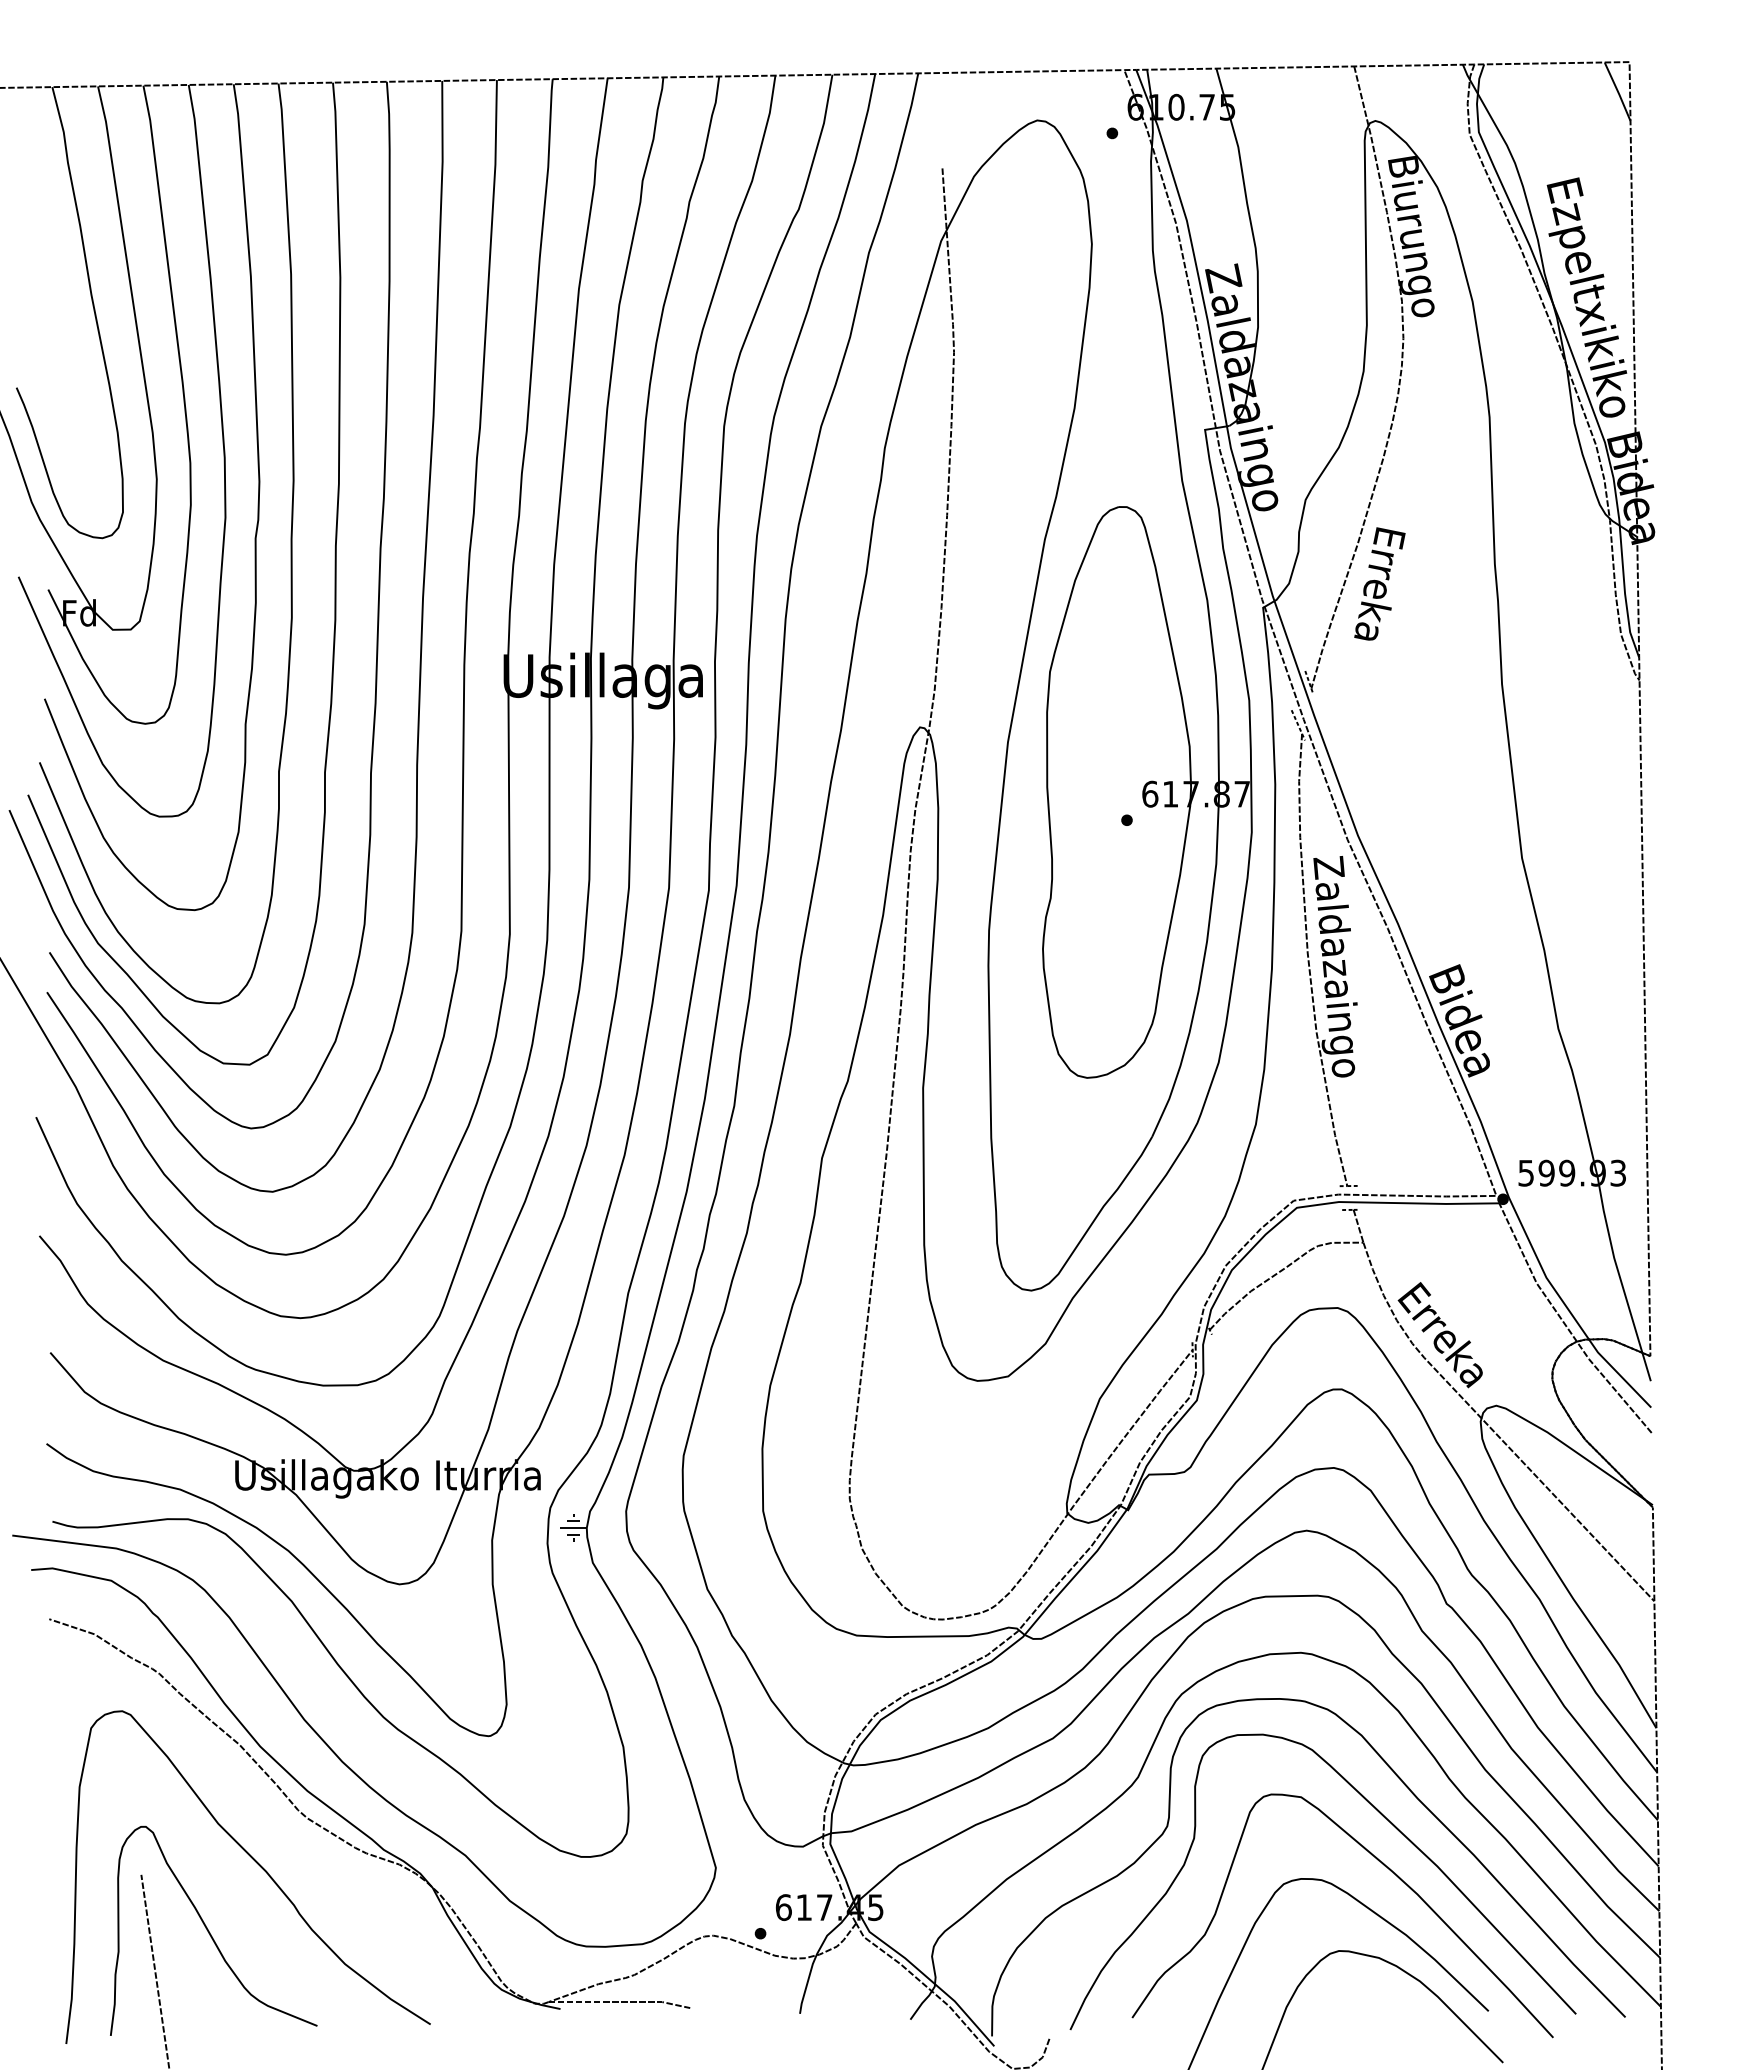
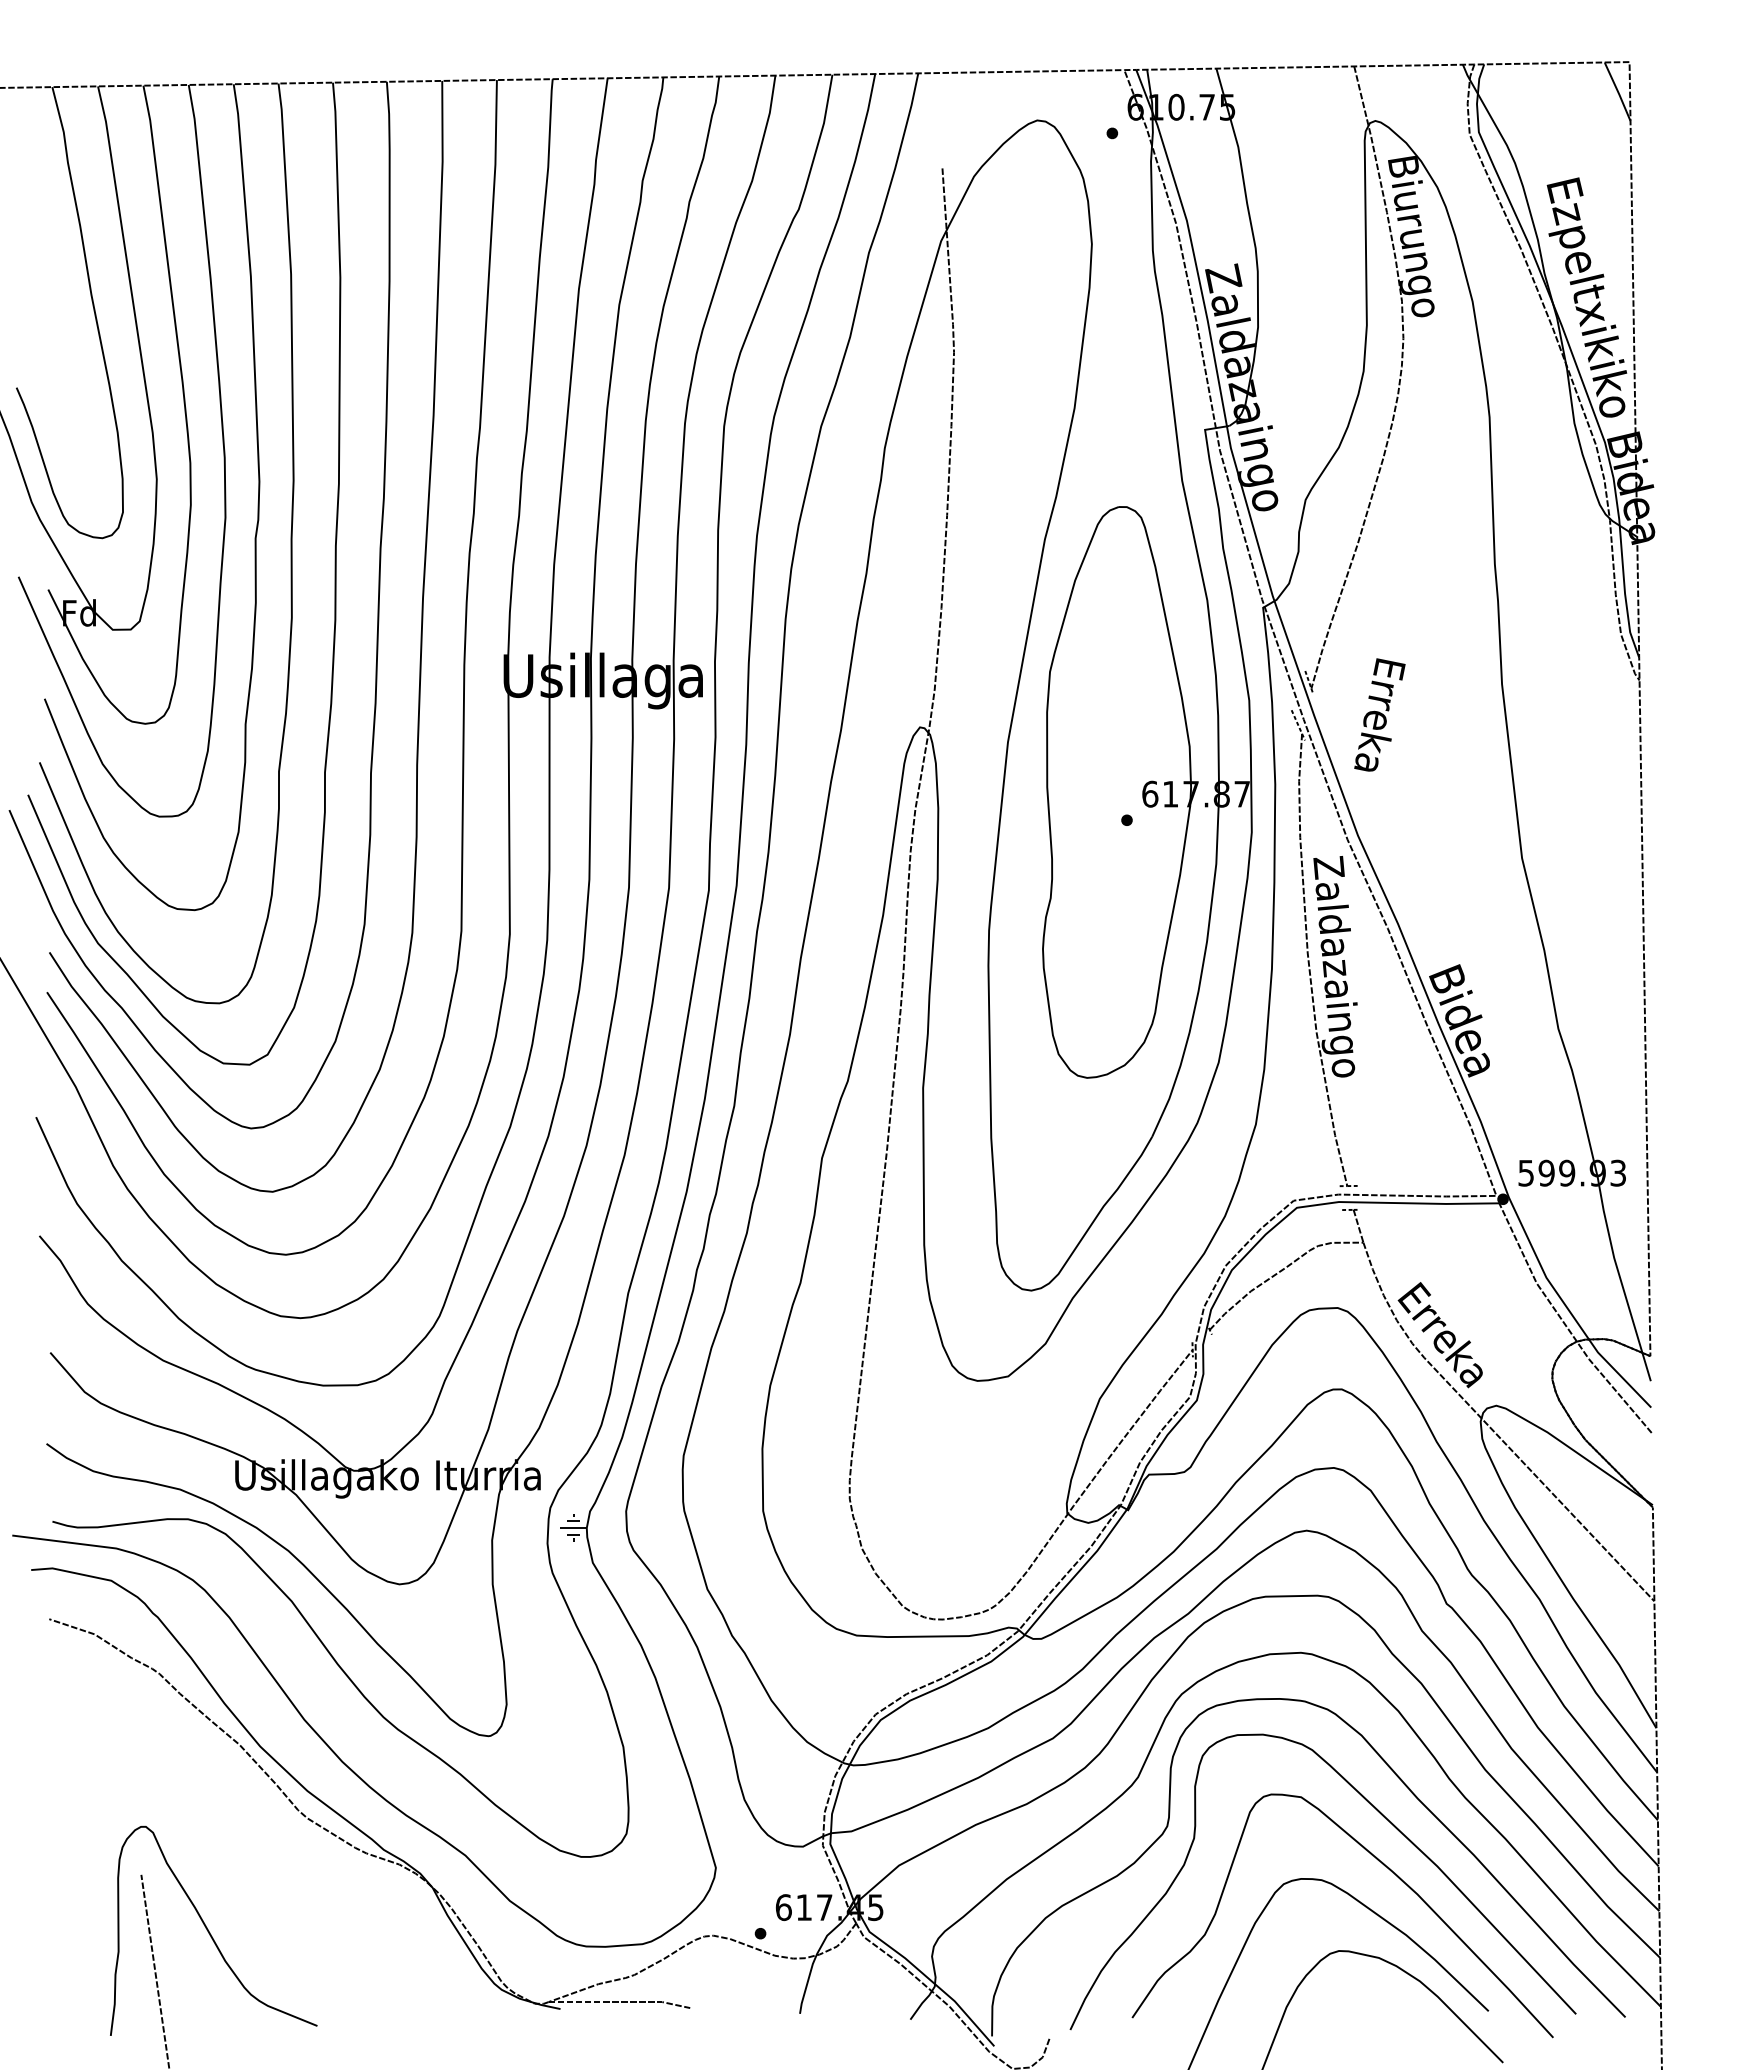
text position: (1379, 583) -> (1379, 714) (1379, 714)
curve: present -> none (258, 1865)
